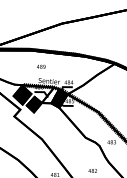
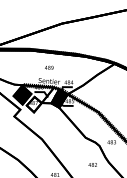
text position: (41, 66) -> (49, 67) (49, 67)
fill: present -> none (33, 104)
text position: (92, 170) -> (92, 164) (92, 164)
